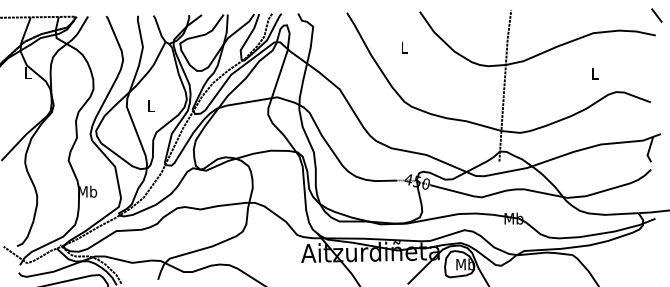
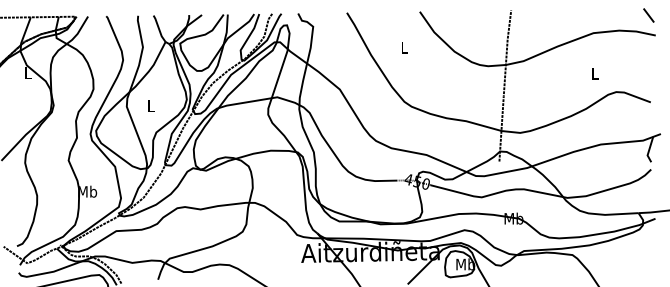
line position: (656, 15) -> (648, 15) (648, 15)
